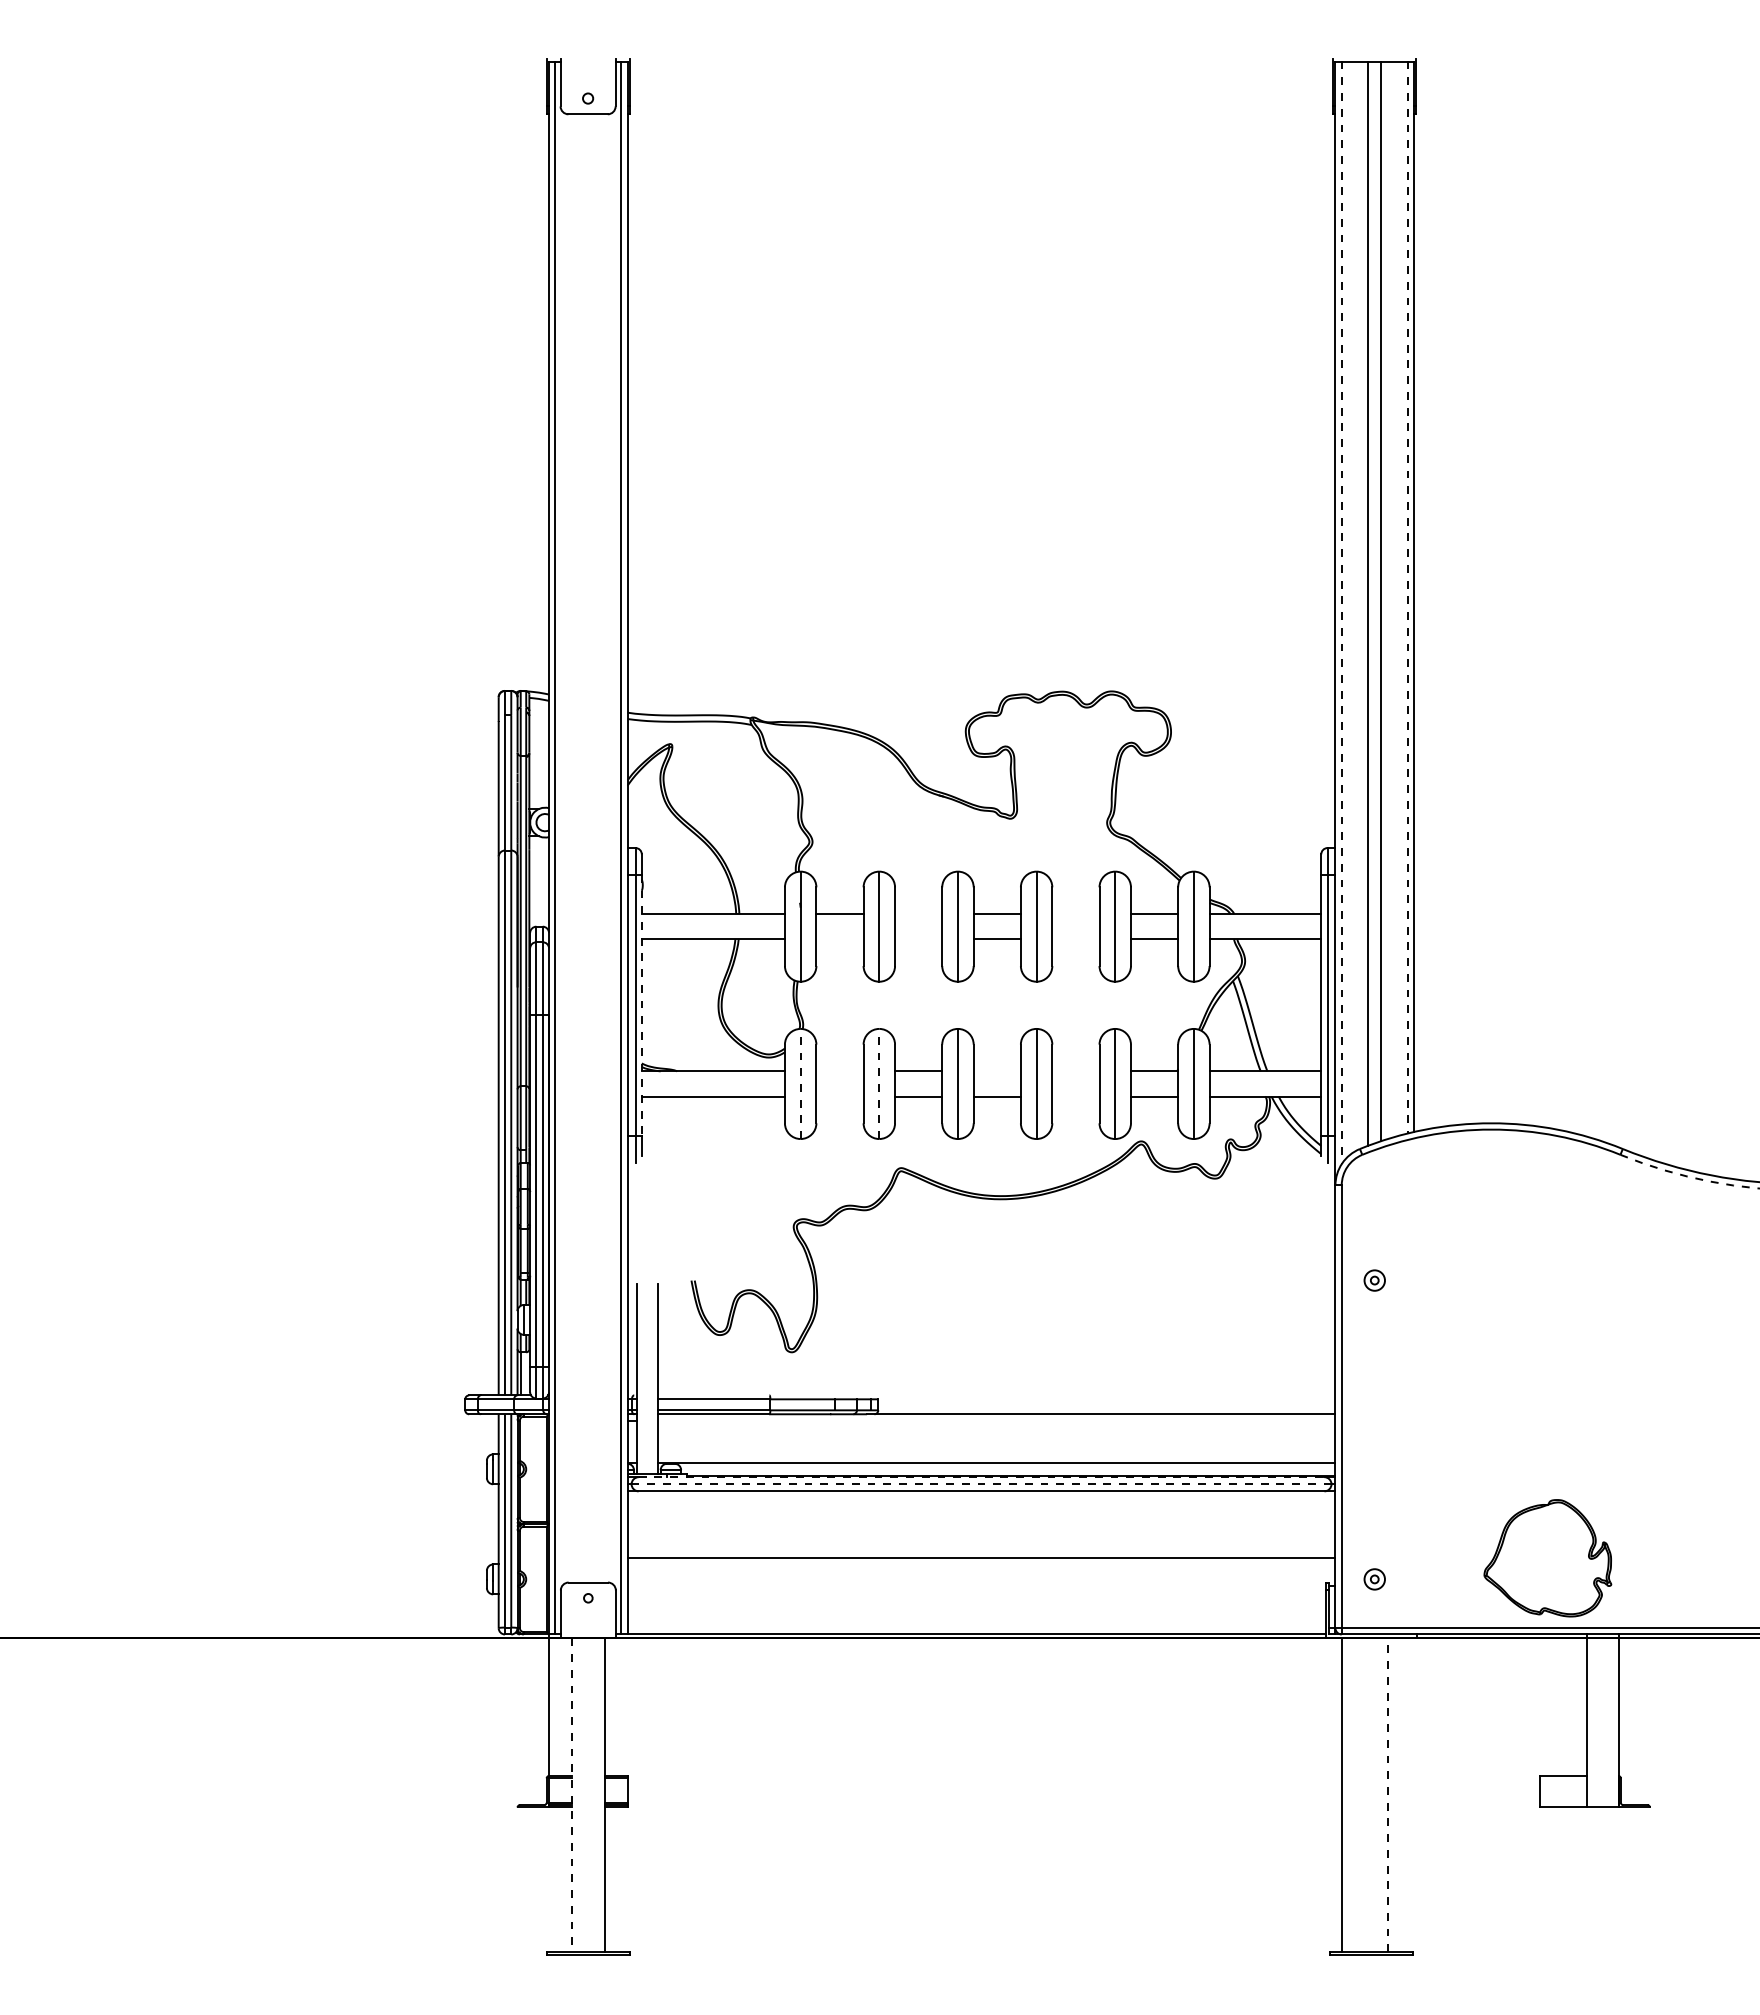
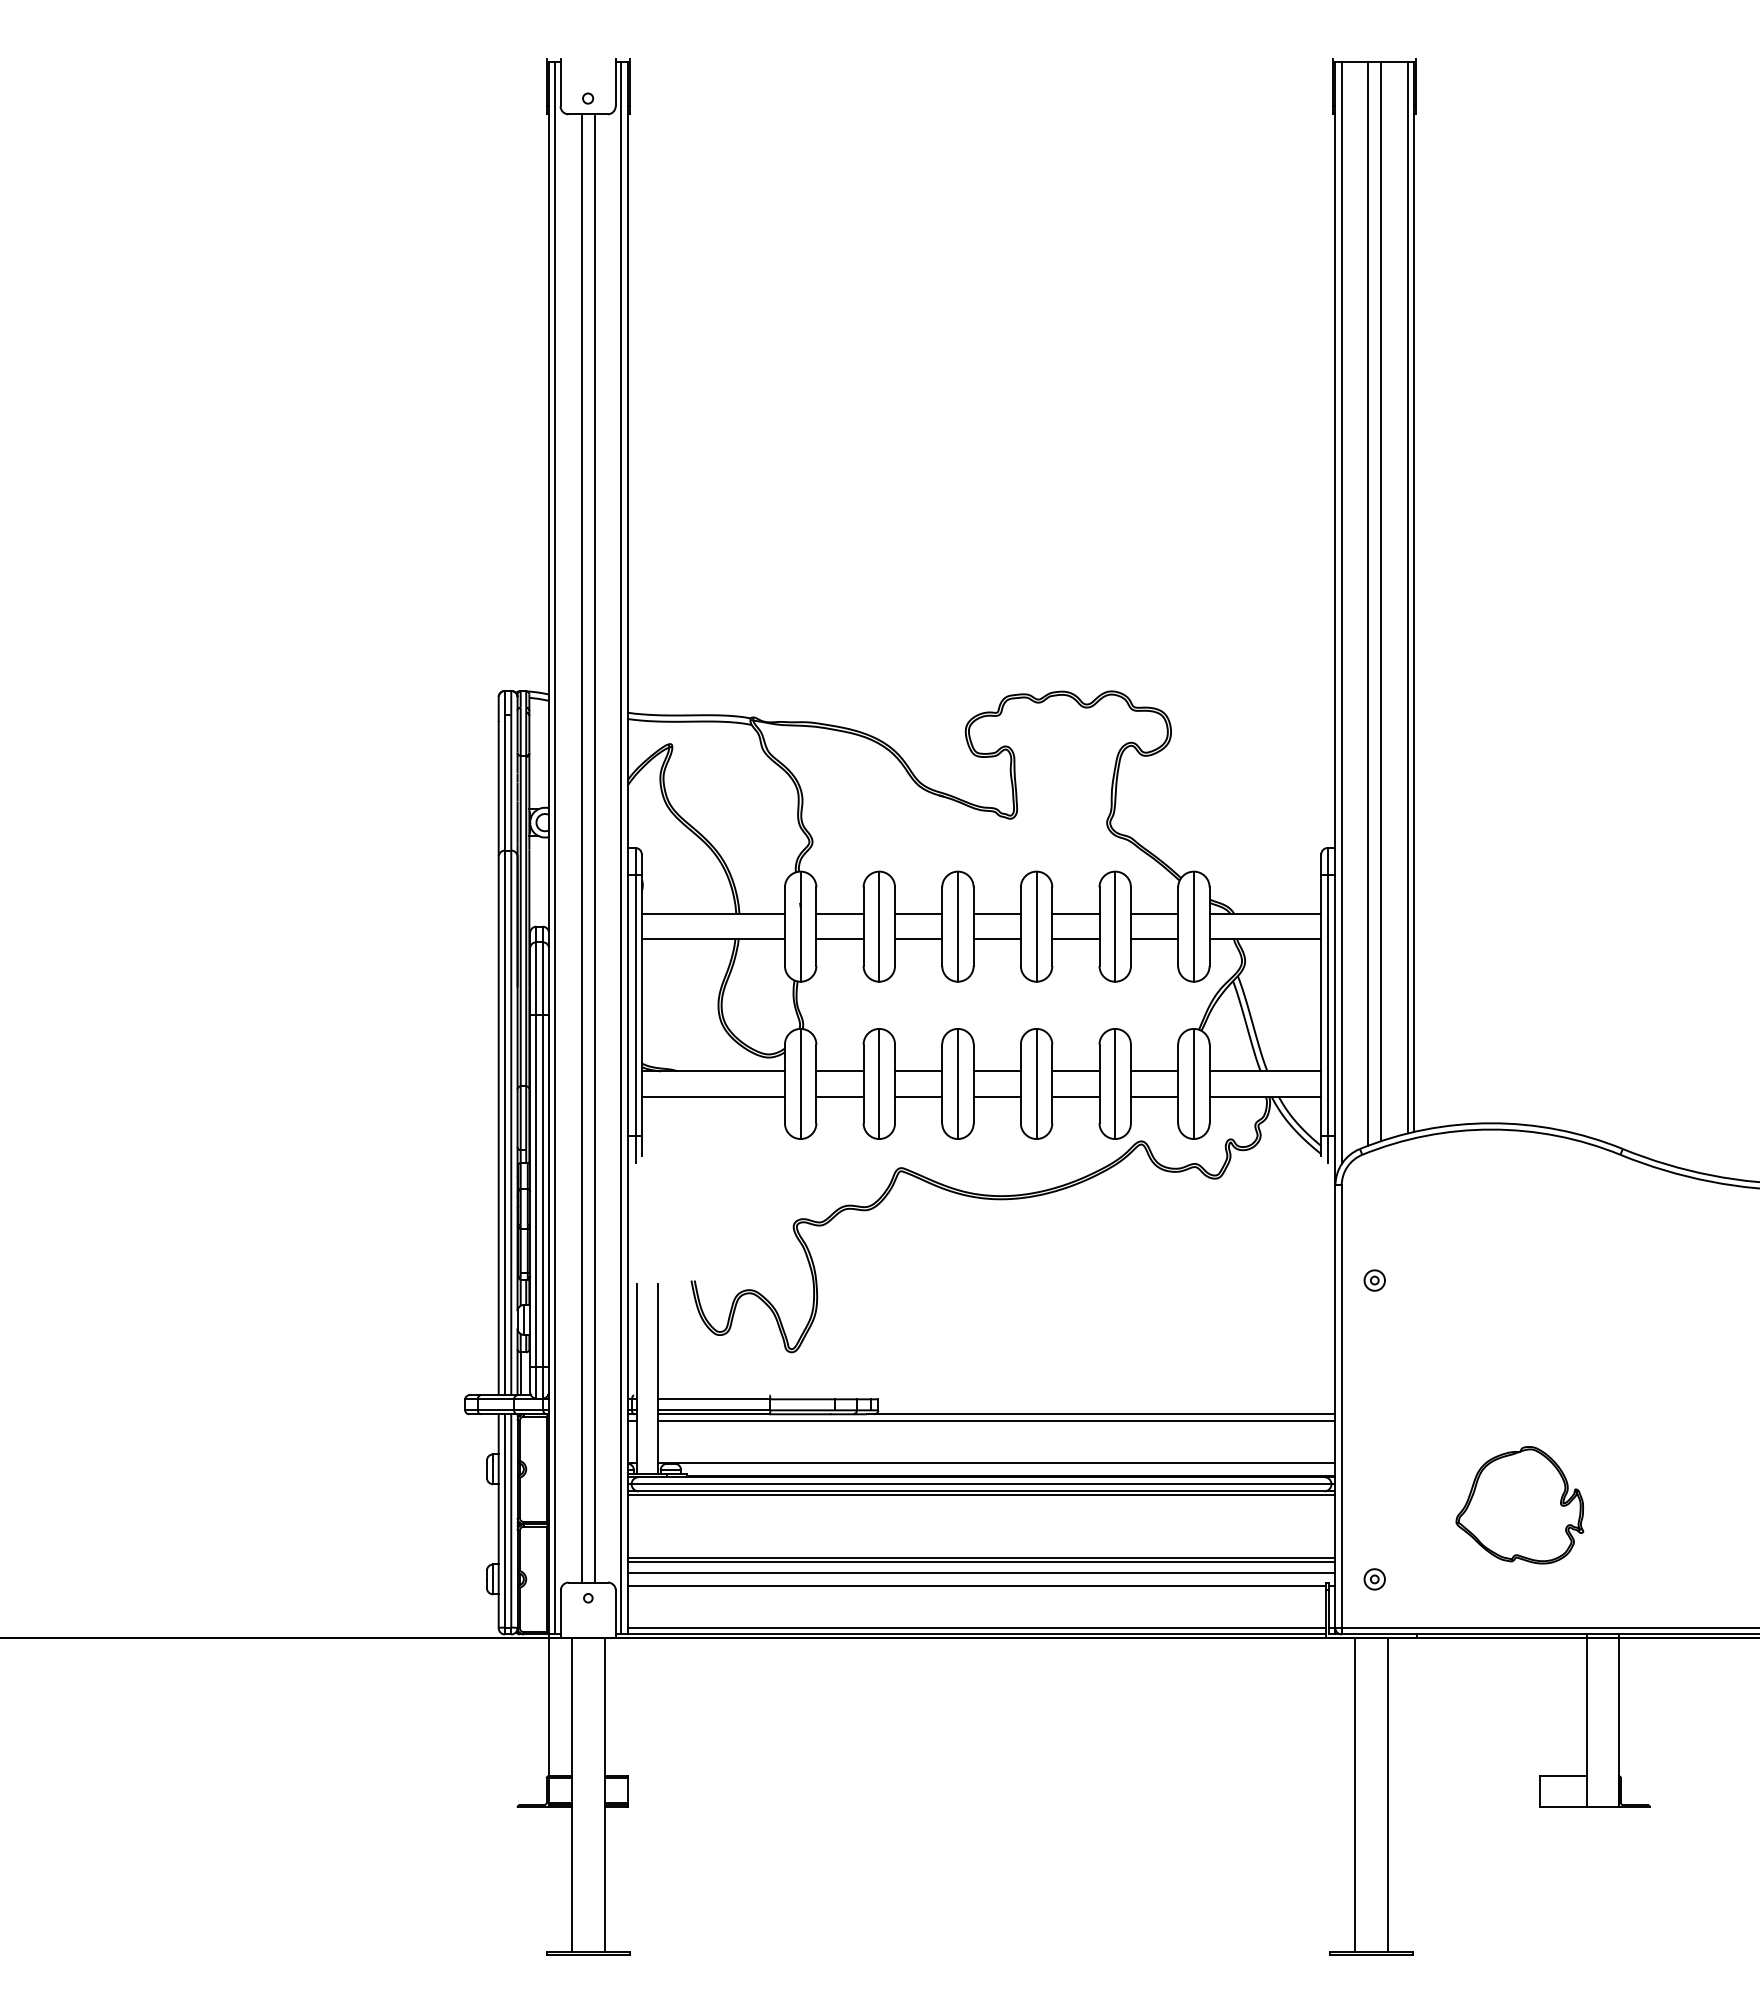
line: dashed -> solid (1407, 597)
line: dashed -> solid (1341, 613)
line: none -> present (582, 848)
line: none -> present (594, 848)
line: none -> present (918, 914)
line: none -> present (1075, 914)
line: none -> present (839, 939)
line: none -> present (918, 939)
line: none -> present (1075, 939)
line: dashed -> solid (641, 1005)
line: none -> present (839, 1071)
line: none -> present (996, 1071)
line: none -> present (1075, 1071)
line: dashed -> solid (800, 1083)
line: dashed -> solid (879, 1083)
line: none -> present (839, 1096)
line: none -> present (1075, 1096)
arc: dashed -> solid (1689, 1176)
line: none -> present (996, 1420)
line: dashed -> solid (981, 1477)
line: dashed -> solid (981, 1484)
line: none -> present (981, 1495)
part position: (1547, 1558) -> (1519, 1505) (1519, 1505)
line: none -> present (981, 1562)
line: none -> present (981, 1573)
line: none -> present (976, 1585)
line: none -> present (976, 1628)
line: dashed -> solid (571, 1795)
line position: (1342, 1795) -> (1355, 1795) (1355, 1795)
line: dashed -> solid (1388, 1795)
